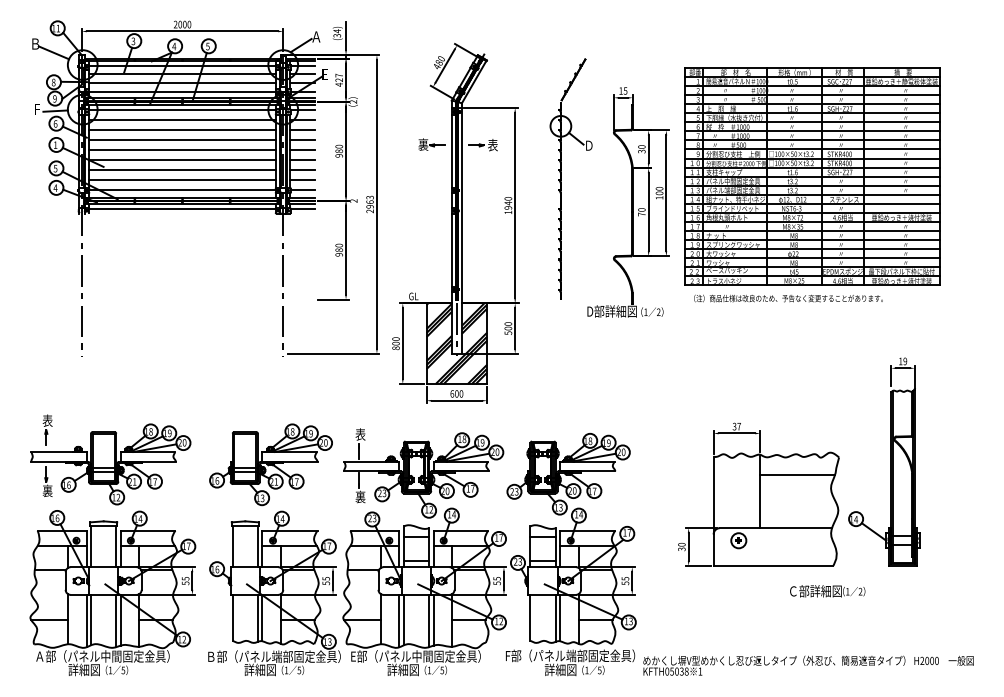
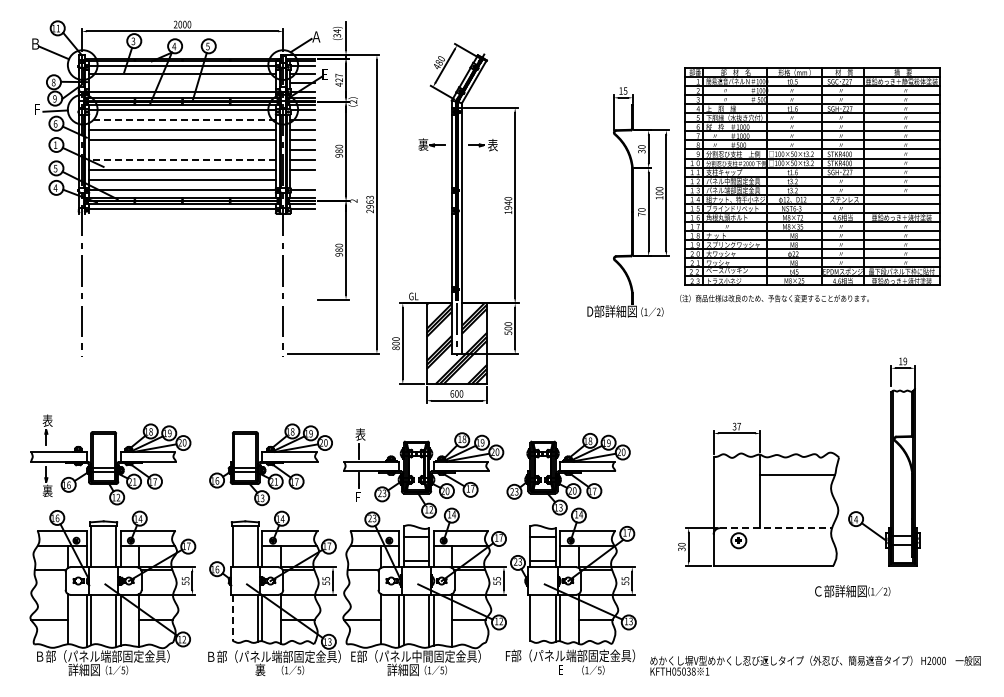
line: present -> none (182, 83)
line: solid -> dashed (182, 119)
line: present -> none (182, 149)
line: solid -> dashed (182, 160)
part: present -> none (561, 178)
line: present -> none (302, 180)
text position: (788, 298) -> (774, 298) (774, 298)
text: 裏 -> F (360, 496)
line: solid -> dashed (776, 528)
text position: (827, 591) -> (852, 591) (852, 591)
line: solid -> dashed (232, 617)
text: Ａ部（パネル中間固定金具） -> Ｂ部（パネル端部固定金具） (78, 656)
text position: (808, 665) -> (815, 665) (815, 665)
text: 詳細図 -> 裏 (259, 669)
text: 詳細図 -> E (560, 669)
